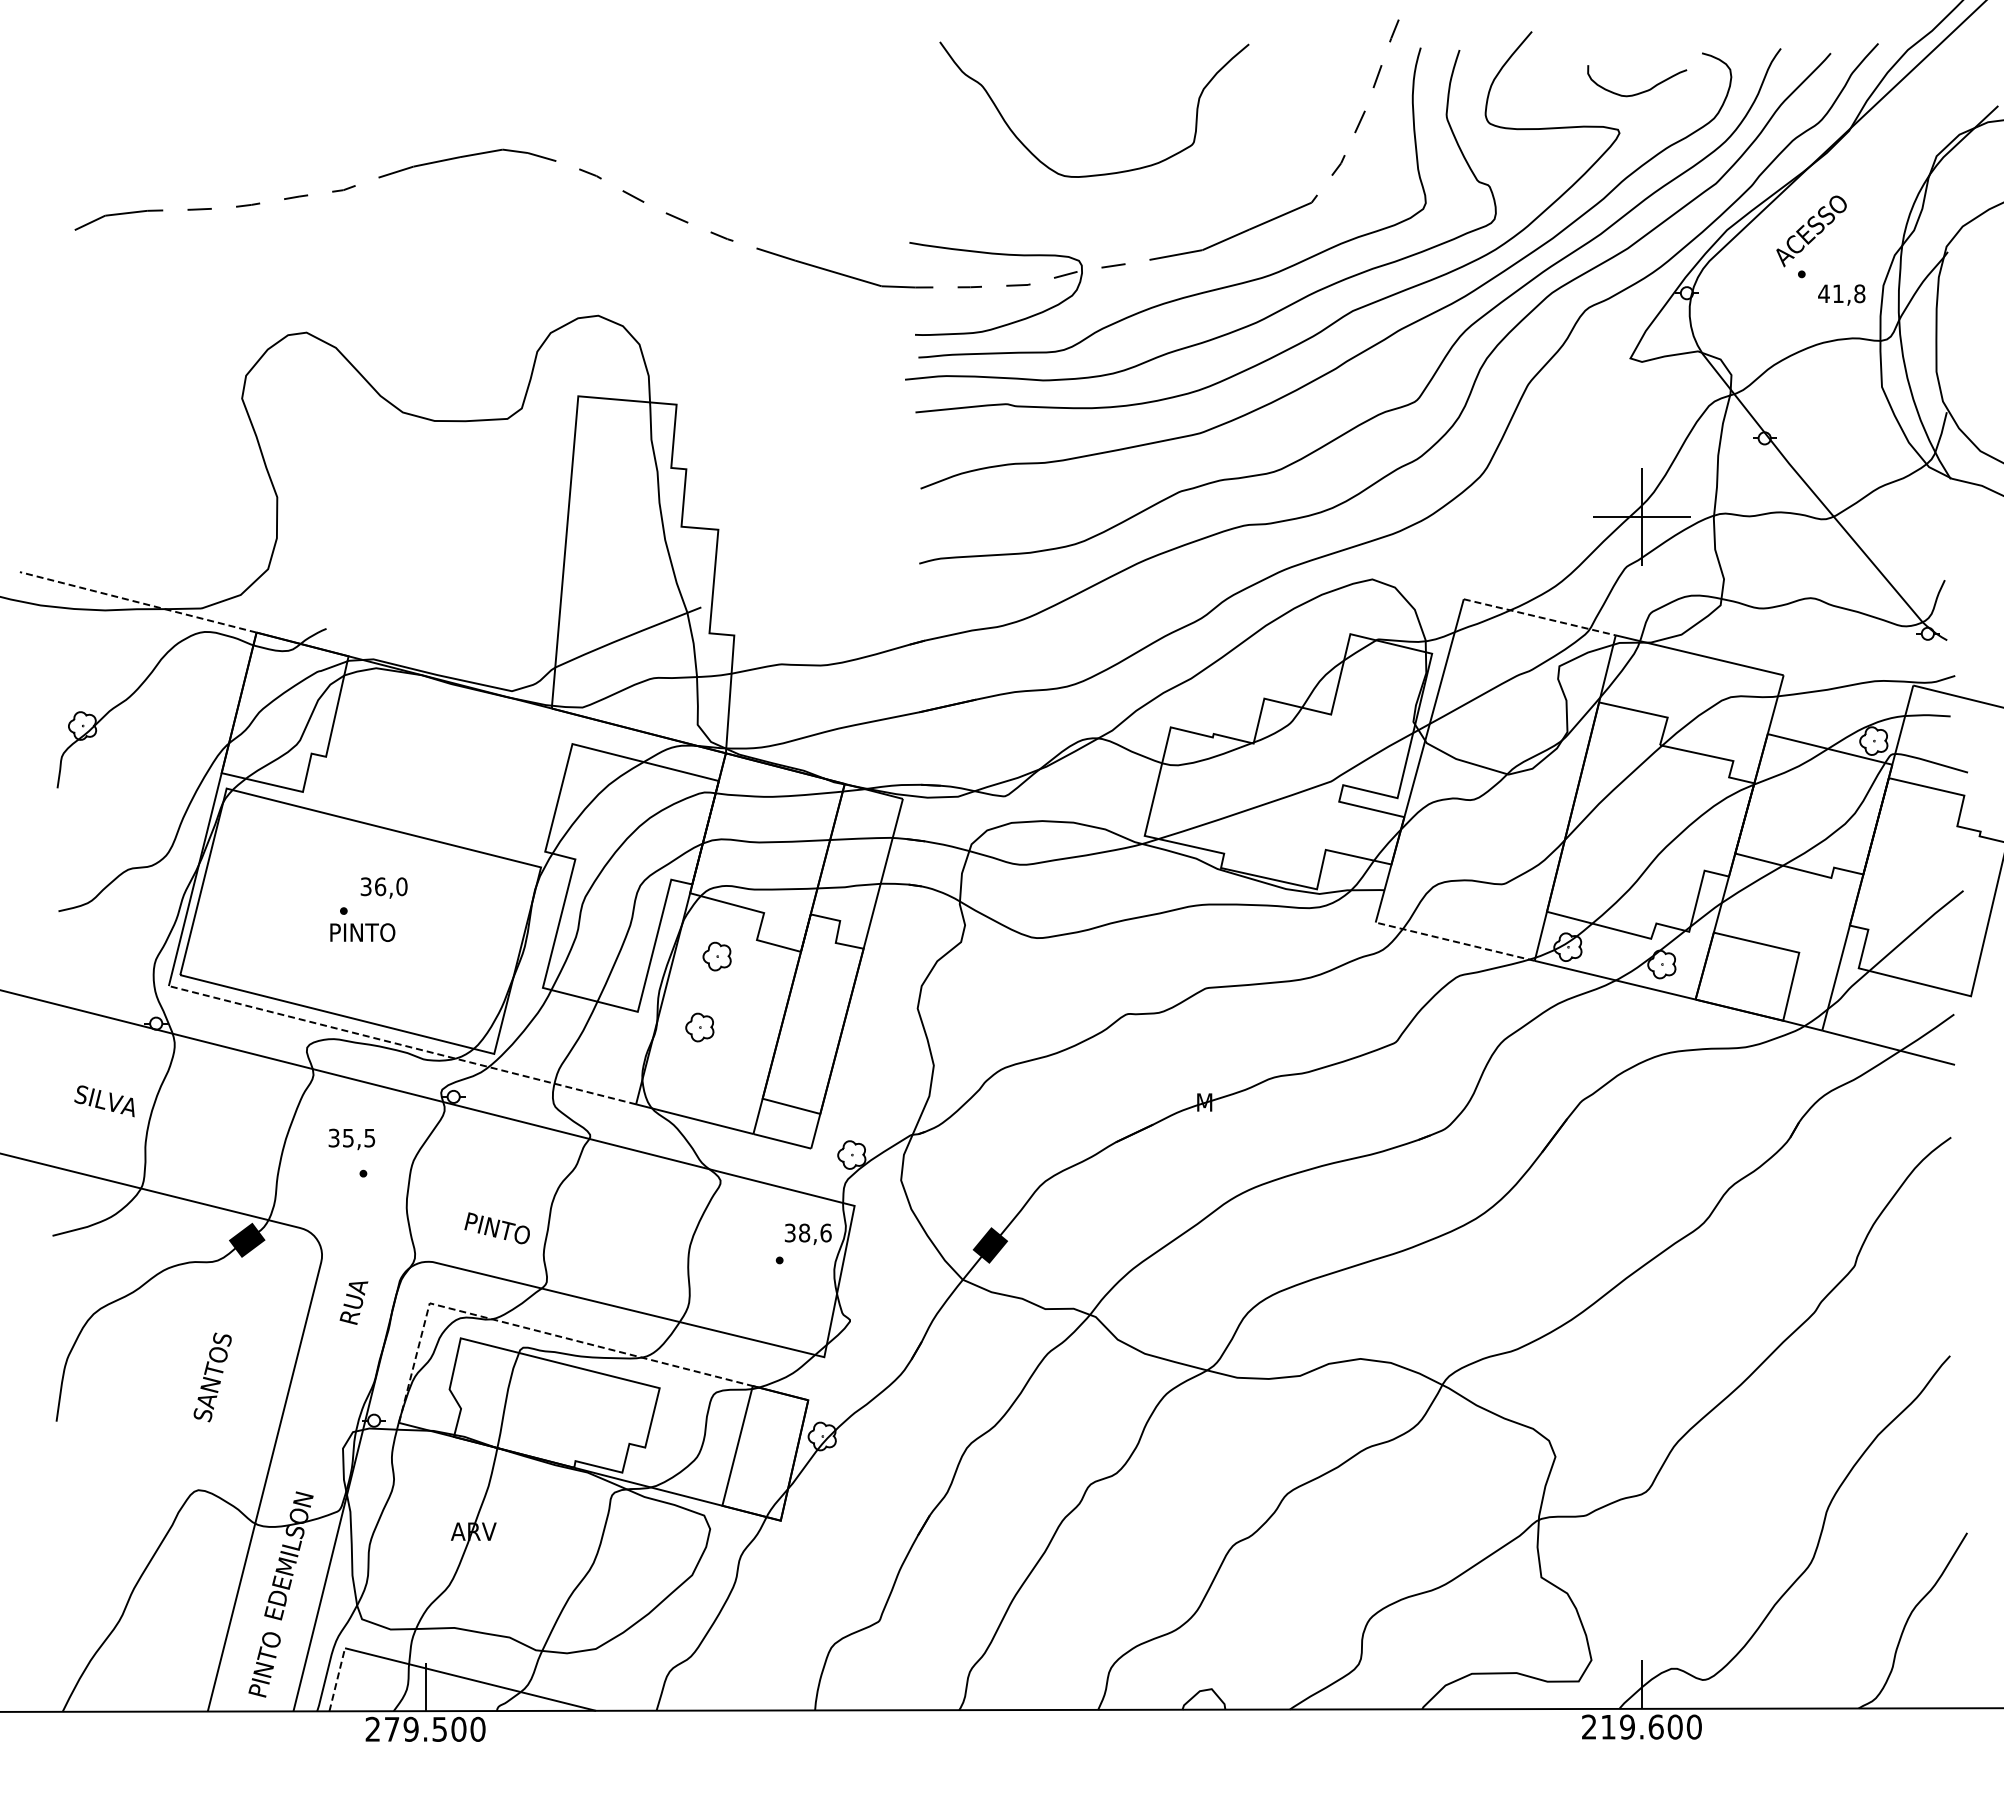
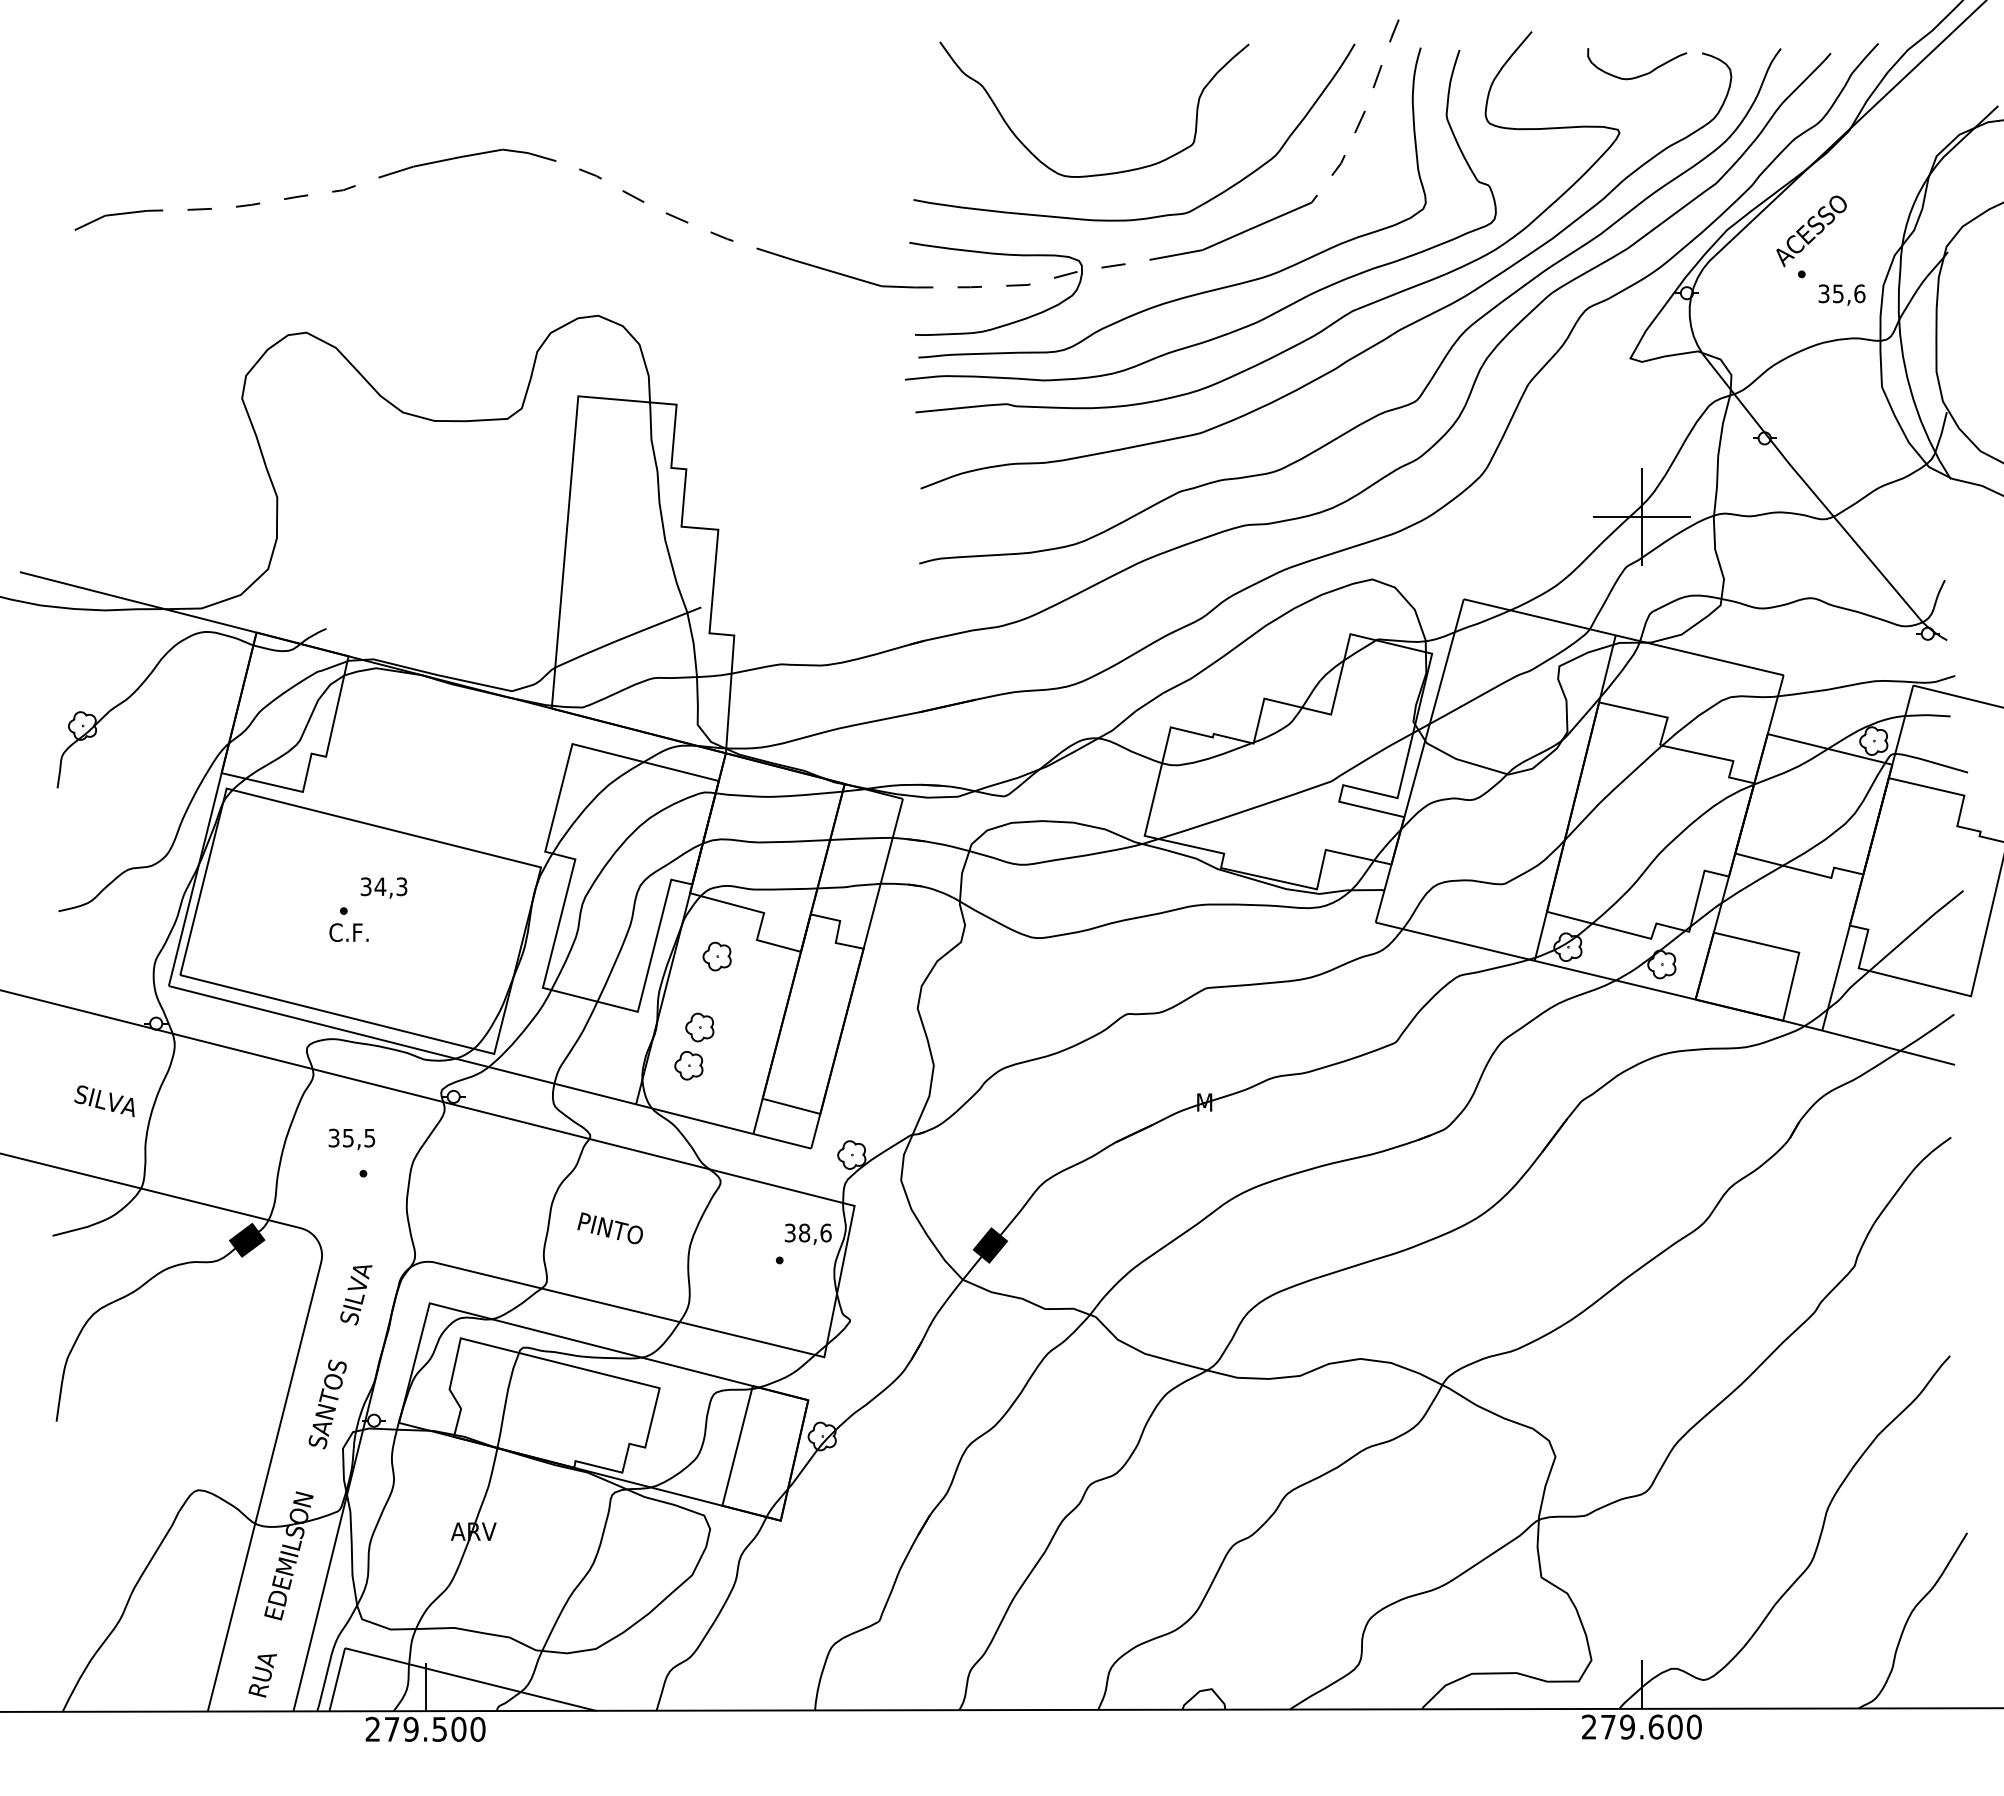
curve position: (1641, 91) -> (1641, 74) (1641, 74)
curve: none -> present (1151, 216)
text: 41,8 -> 35,6 (1841, 293)
line: dashed -> solid (137, 602)
line: dashed -> solid (1540, 617)
text: 36,0 -> 34,3 (390, 886)
text: PINTO -> C.F. (362, 932)
line: dashed -> solid (1455, 941)
line: dashed -> solid (402, 1045)
part: none -> present (688, 1065)
text position: (496, 1228) -> (609, 1228) (609, 1228)
text: RUA -> SILVA (355, 1295)
line: dashed -> solid (531, 1329)
text position: (212, 1377) -> (327, 1404) (327, 1404)
text: PINTO -> RUA (265, 1662)
line: dashed -> solid (337, 1680)
text: 219.600 -> 279.600 (1608, 1727)
